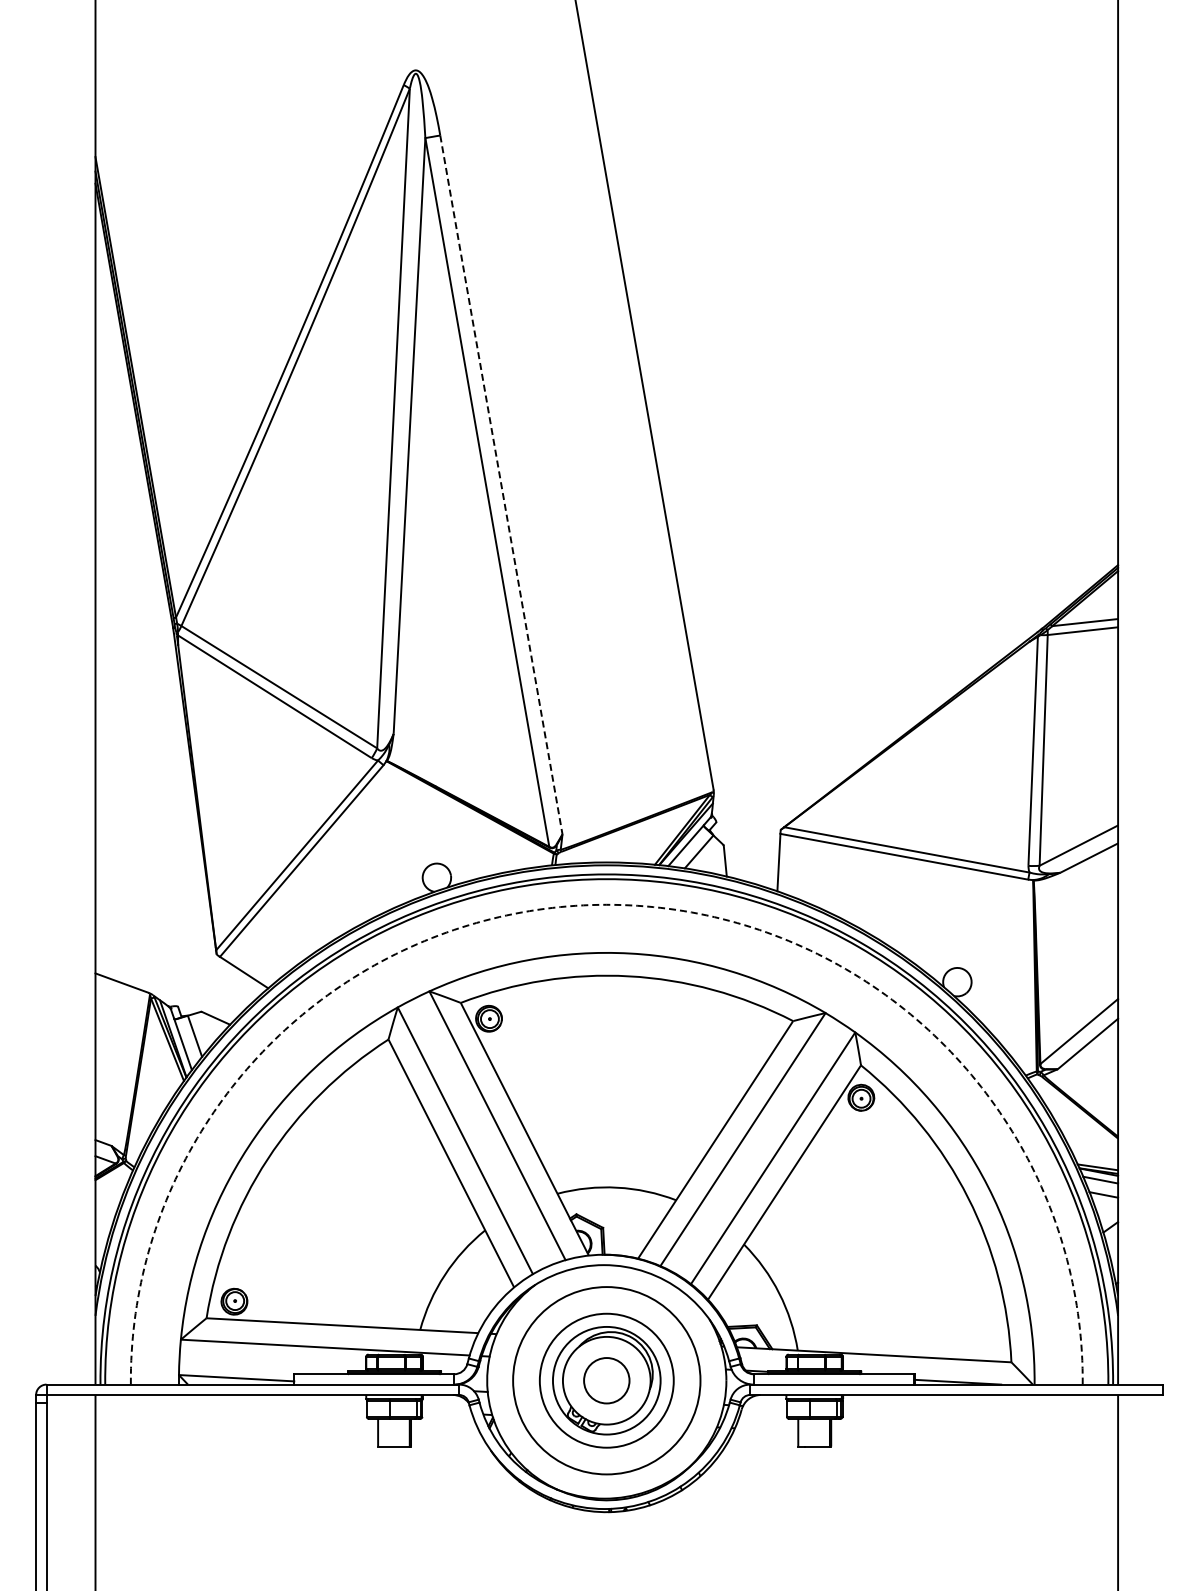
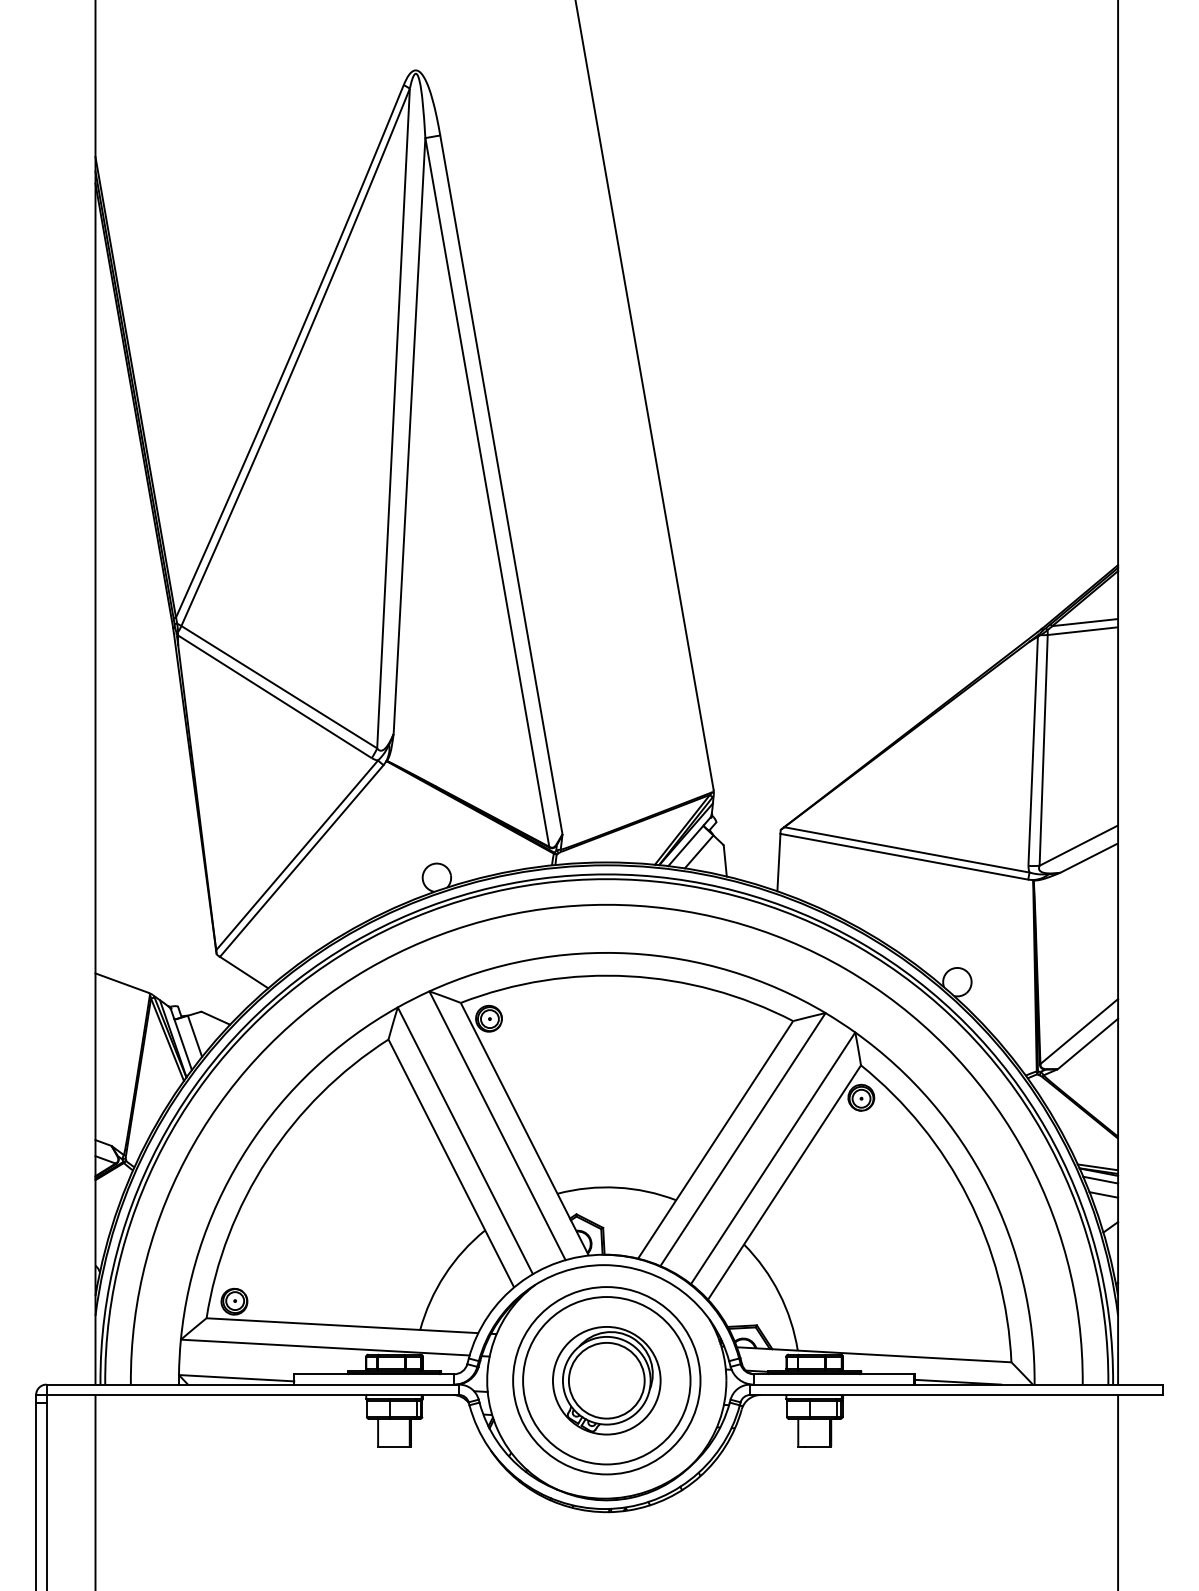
line: dashed -> solid (501, 484)
arc: dashed -> solid (606, 904)
circle diameter: 134 px -> 167 px (606, 1380)
circle diameter: 45 px -> 76 px (606, 1380)
